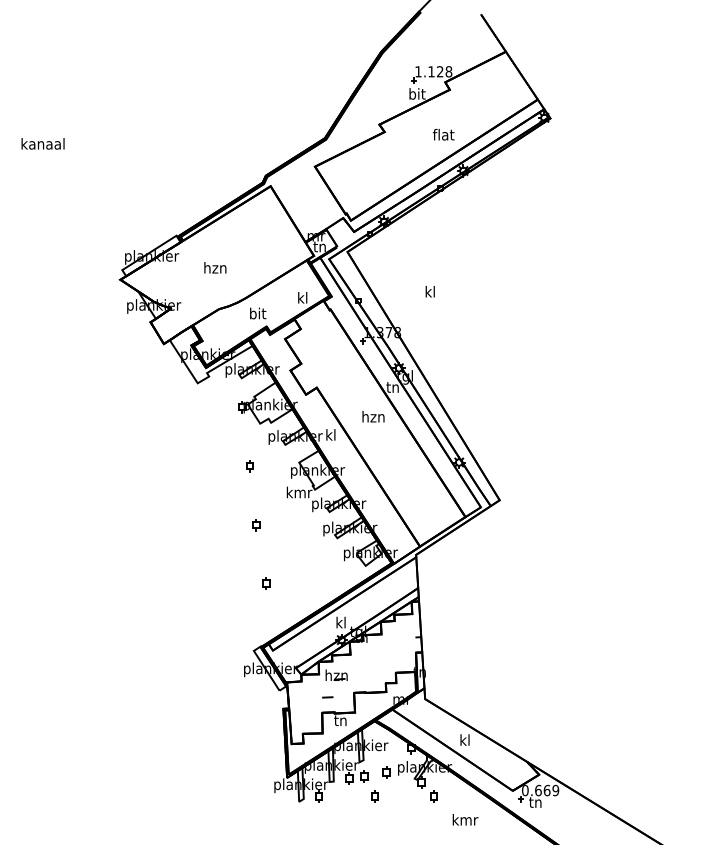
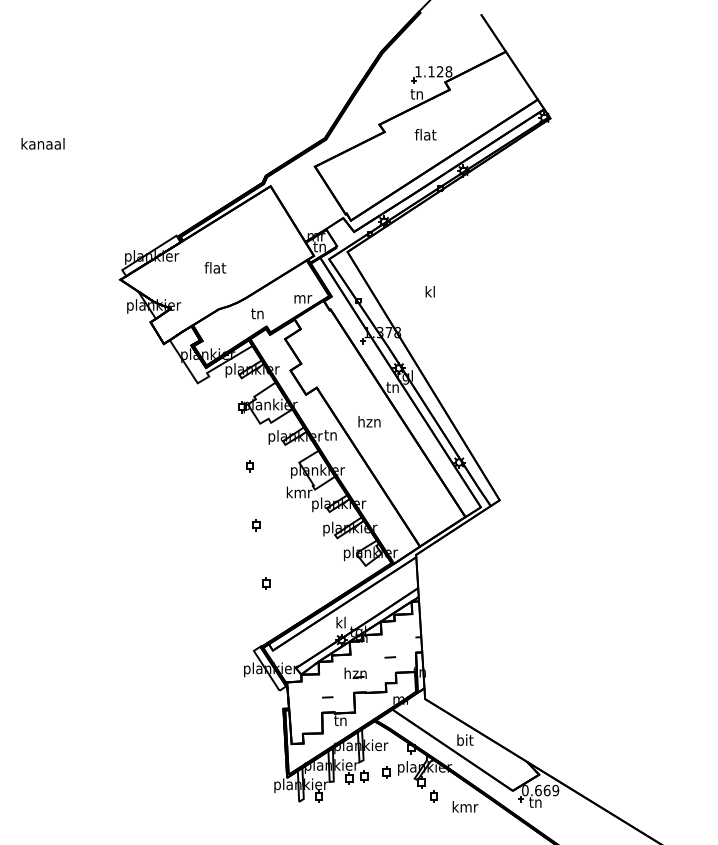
text: bit -> tn (417, 93)
text position: (443, 134) -> (425, 134) (425, 134)
text: hzn -> flat (215, 267)
text: kl -> mr (303, 297)
text: bit -> tn (258, 313)
text position: (373, 416) -> (369, 421) (369, 421)
text: kl -> tn (330, 434)
line: none -> present (390, 657)
part position: (336, 674) -> (355, 672) (355, 672)
text: kl -> bit (465, 739)
part: present -> none (374, 796)
text position: (465, 819) -> (465, 806) (465, 806)
